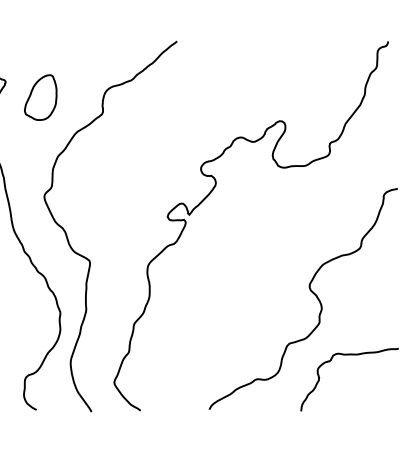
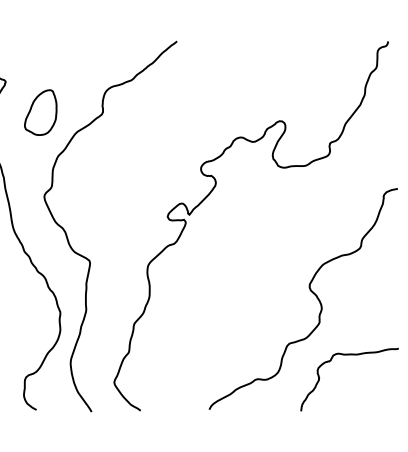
part position: (40, 97) -> (40, 112) (40, 112)
